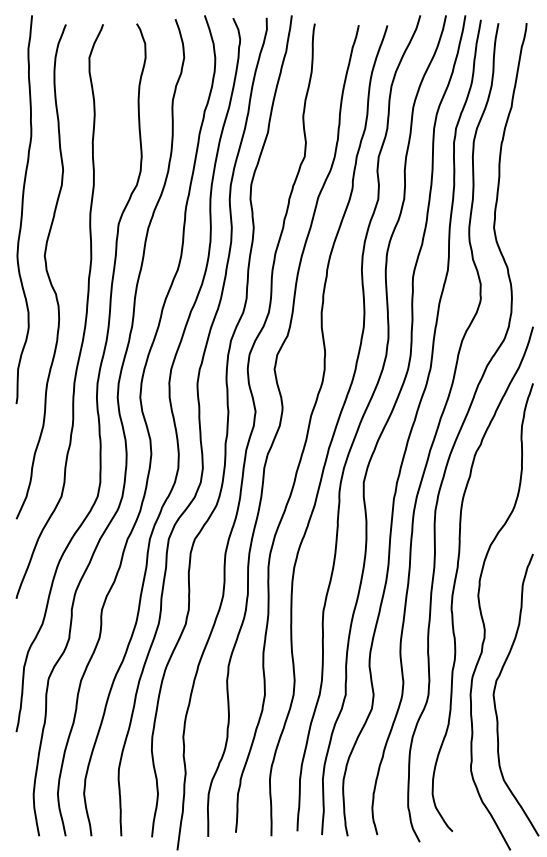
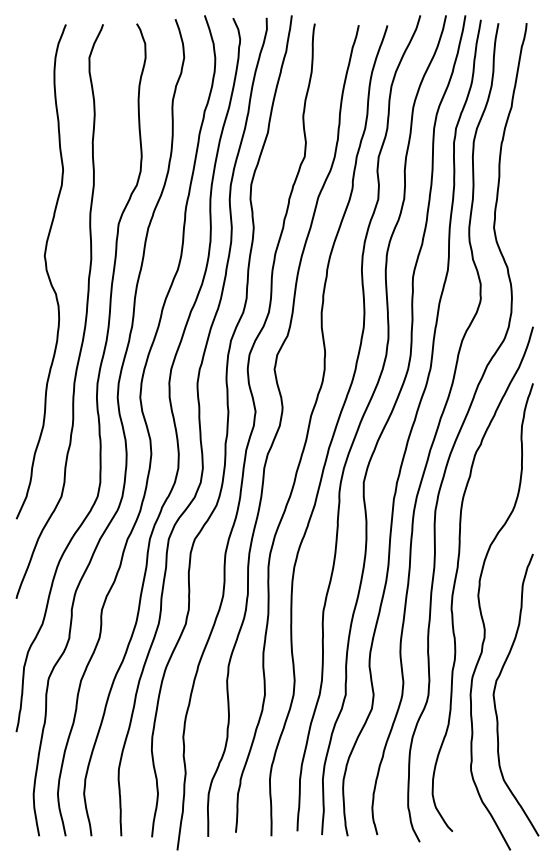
curve: present -> none (23, 209)
